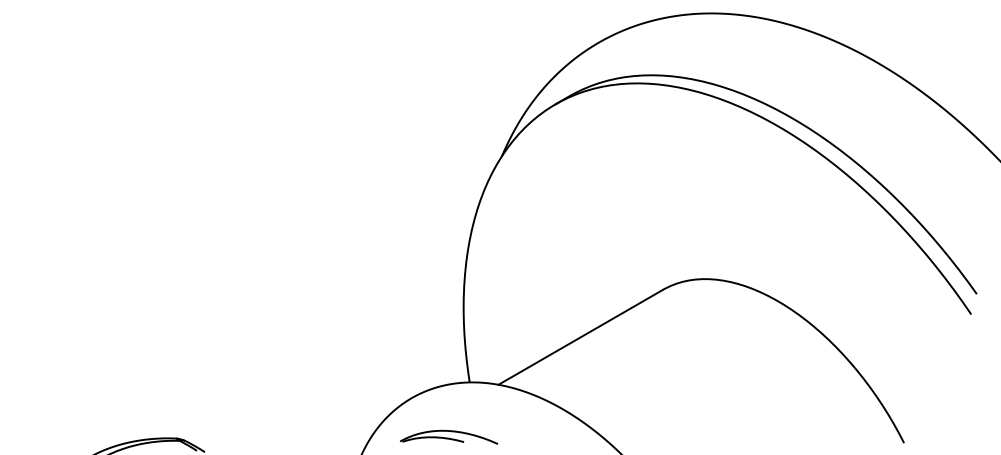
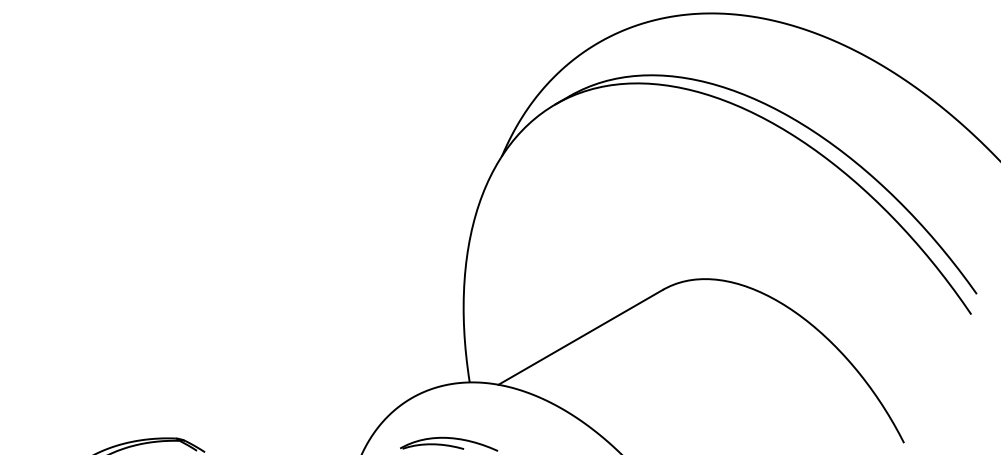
part position: (449, 436) -> (449, 443) (449, 443)
